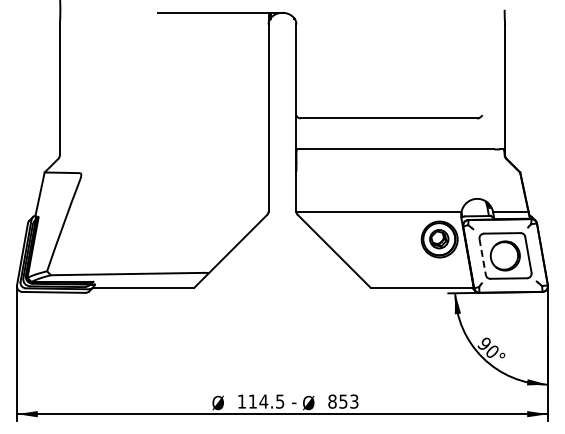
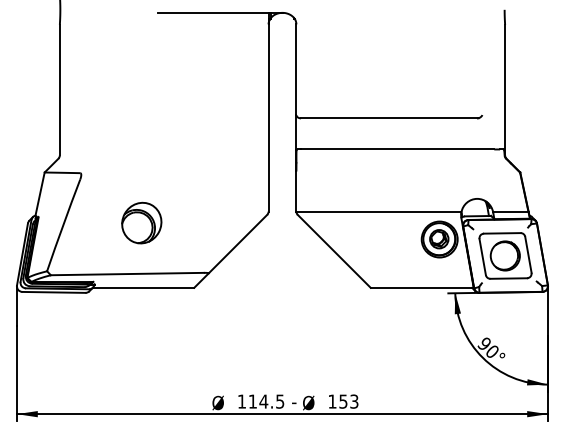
part: none -> present (141, 222)
line: dashed -> solid (482, 257)
text: 853 -> 153 (332, 401)
